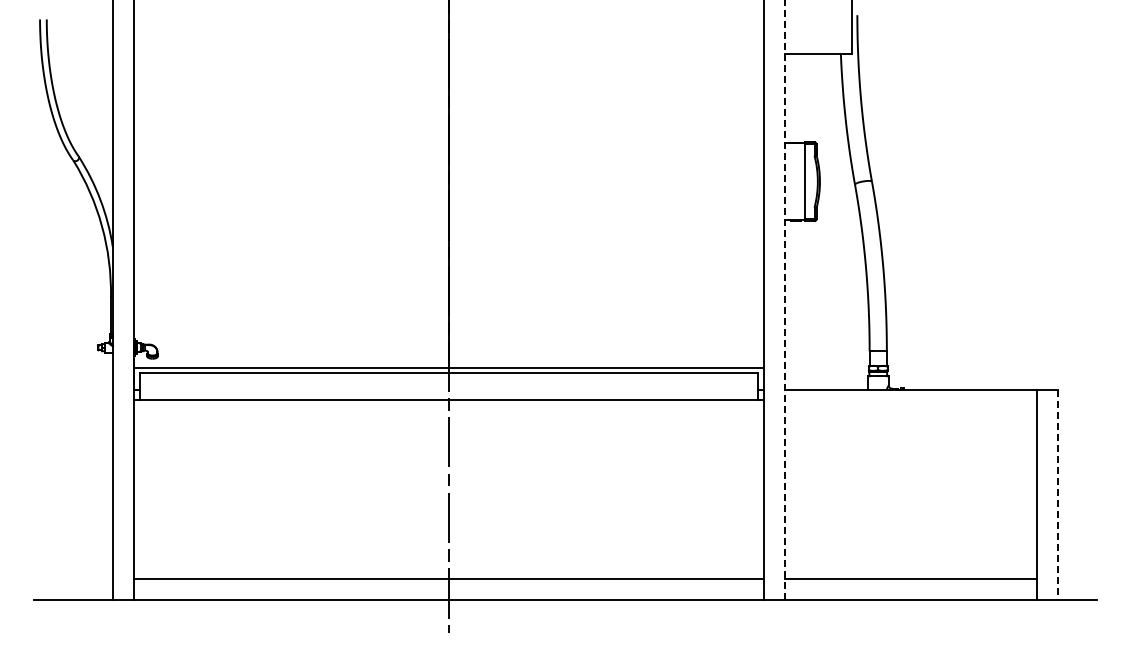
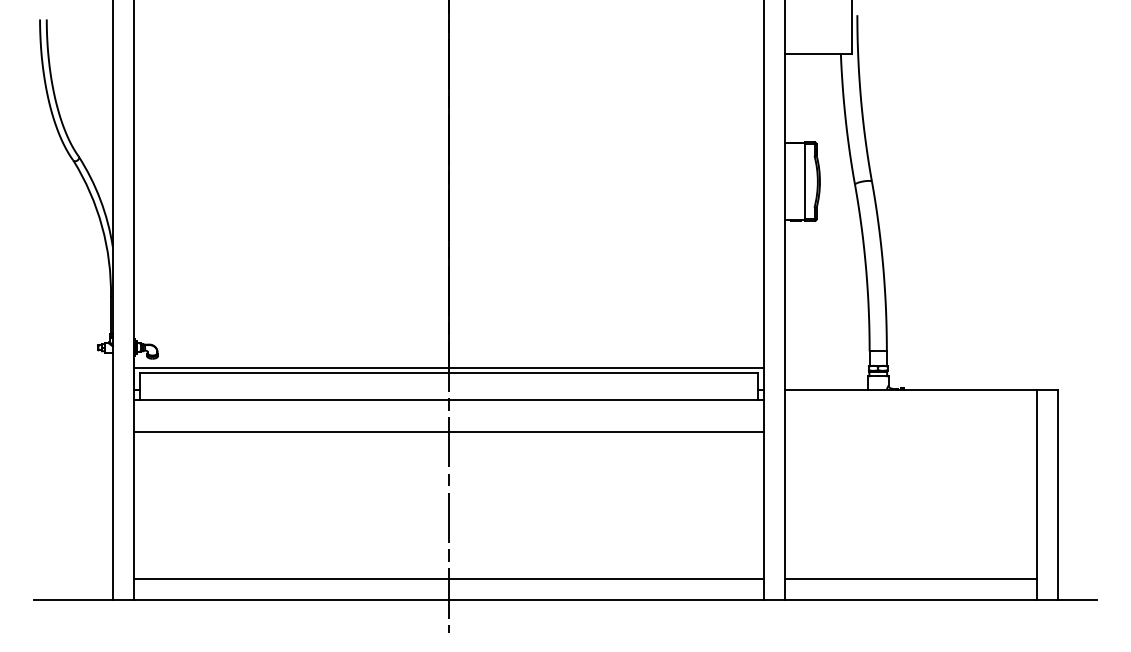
line: dashed -> solid (785, 299)
line: none -> present (448, 431)
line: dashed -> solid (1058, 495)
